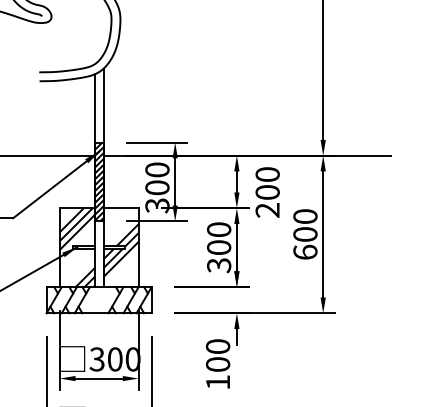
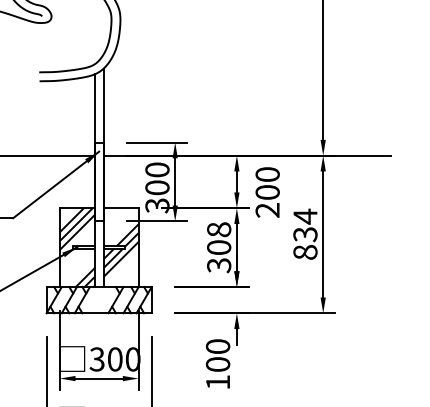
hatch: present -> none (98, 181)
text: 300 -> 308 (219, 229)
text: 600 -> 834 (305, 233)
